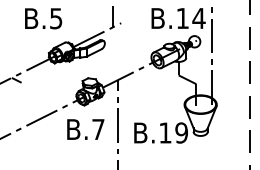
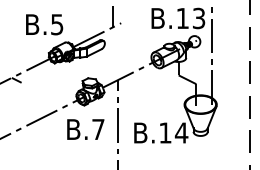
text position: (43, 18) -> (44, 24) (44, 24)
text: B.14 -> B.13 (198, 18)
text: B.19 -> B.14 (181, 132)
